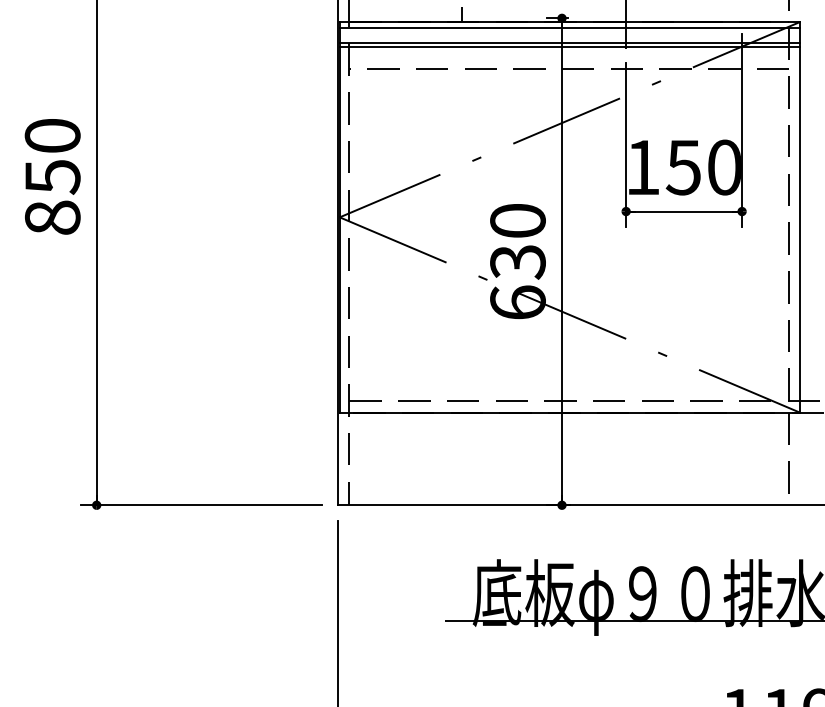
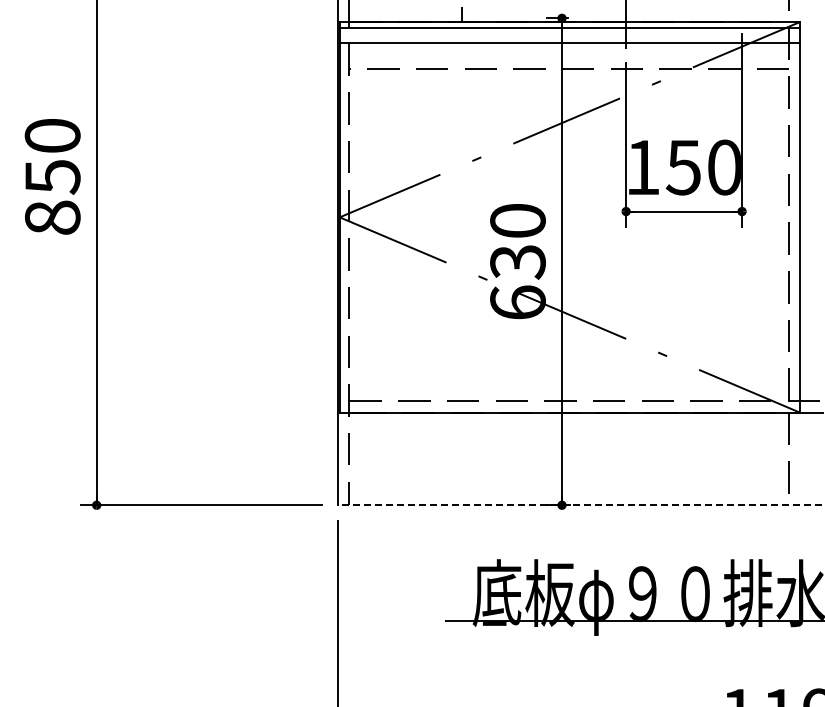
line: present -> none (569, 46)
line: solid -> dashed (580, 505)
